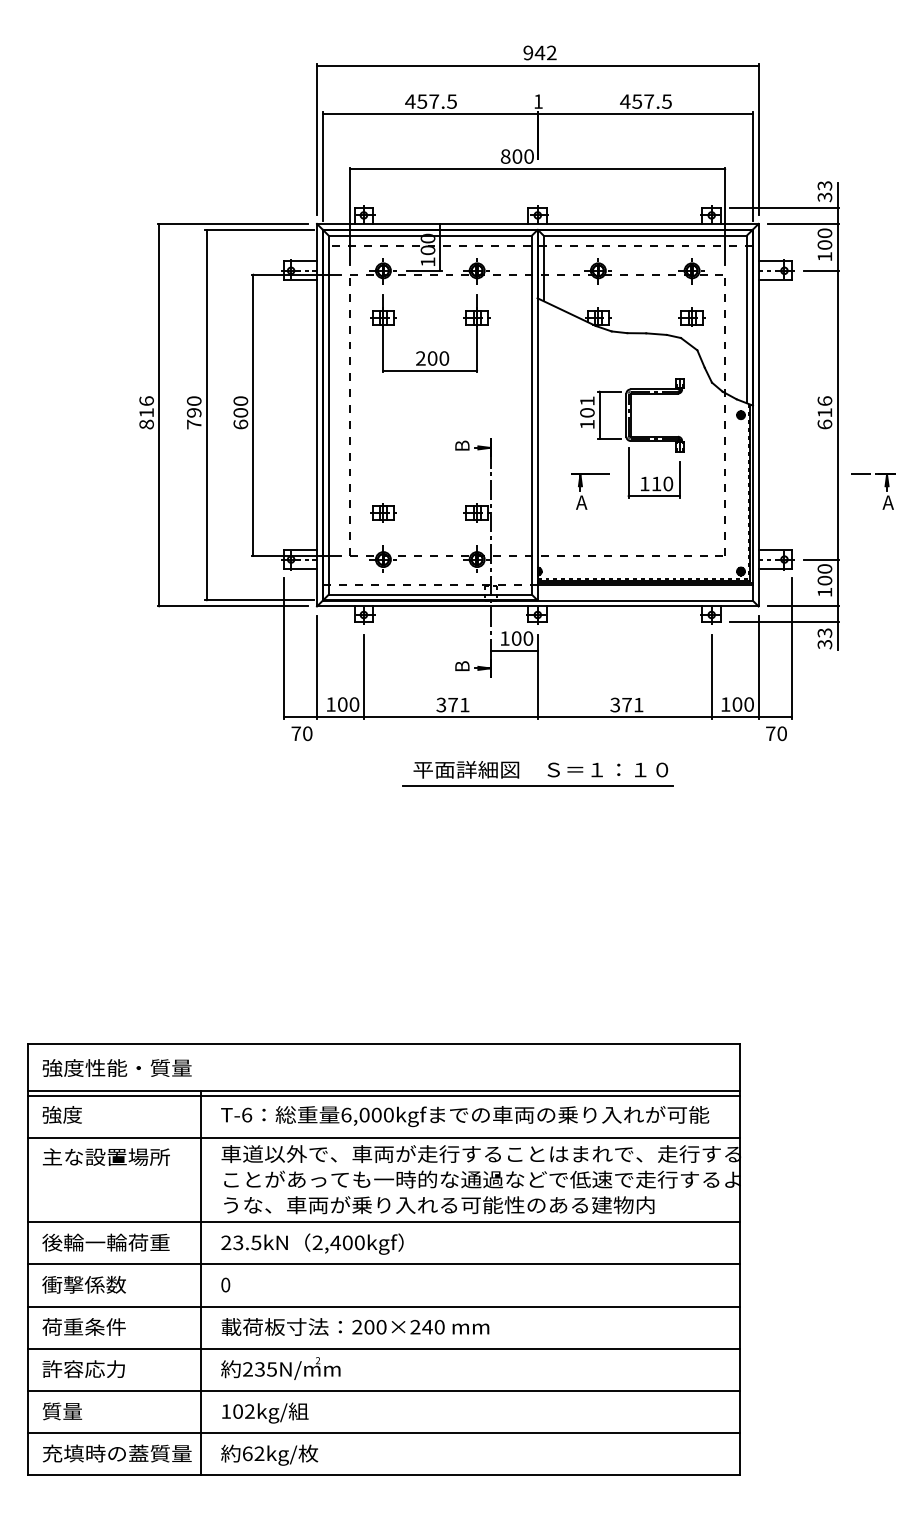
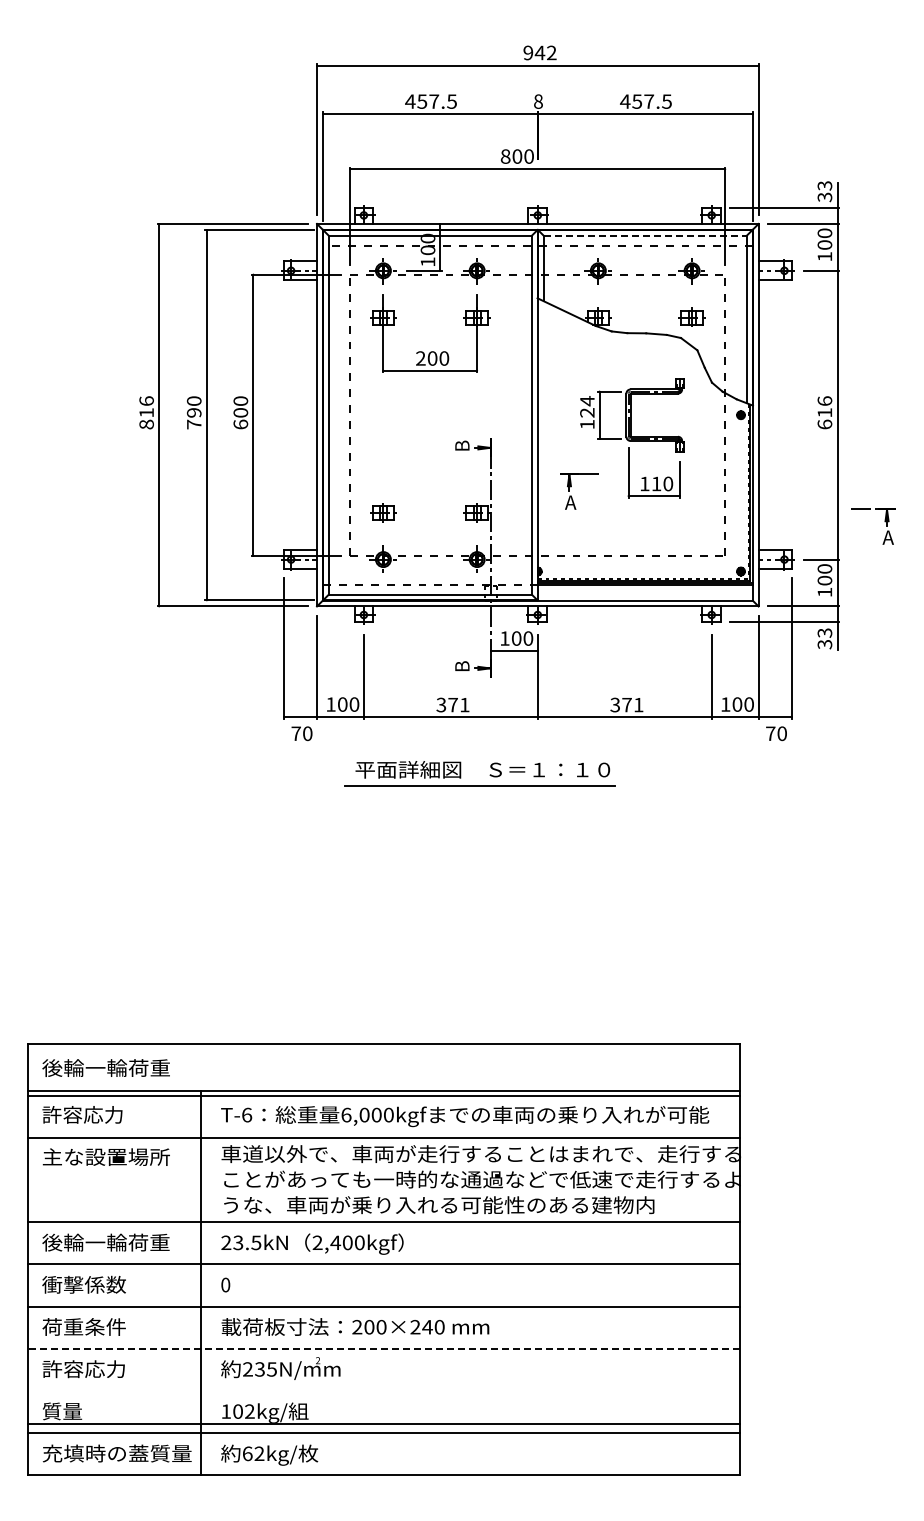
text: 1 -> 8 (538, 101)
line: solid -> dashed (645, 235)
text: 101 -> 124 (587, 406)
part position: (884, 486) -> (884, 521) (884, 521)
part position: (582, 487) -> (571, 487) (571, 487)
part position: (547, 775) -> (489, 775) (489, 775)
text: 強度性能・質量 -> 後輪一輪荷重 (116, 1067)
text: 強度 -> 許容応力 (82, 1114)
line: solid -> dashed (383, 1348)
line position: (383, 1391) -> (383, 1424) (383, 1424)
